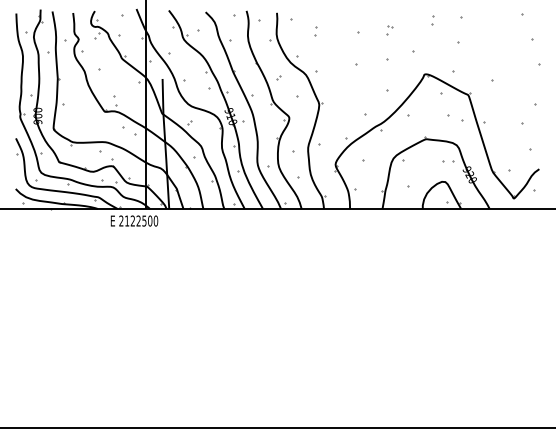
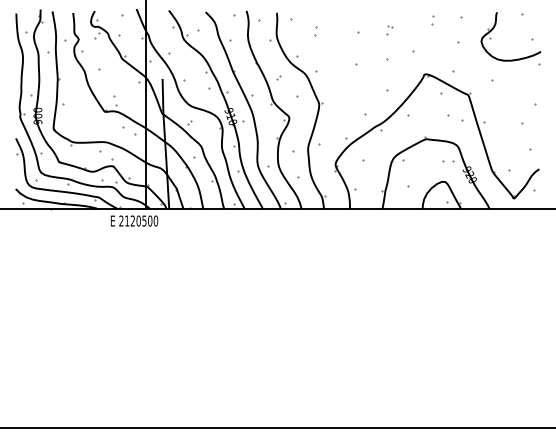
part: none -> present (494, 28)
text: 2122500 -> 2120500 (138, 220)
